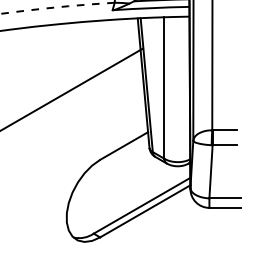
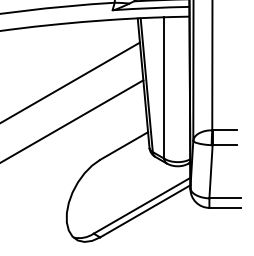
arc: dashed -> solid (57, 7)
line position: (72, 88) -> (70, 82) (70, 82)
line: none -> present (72, 120)
